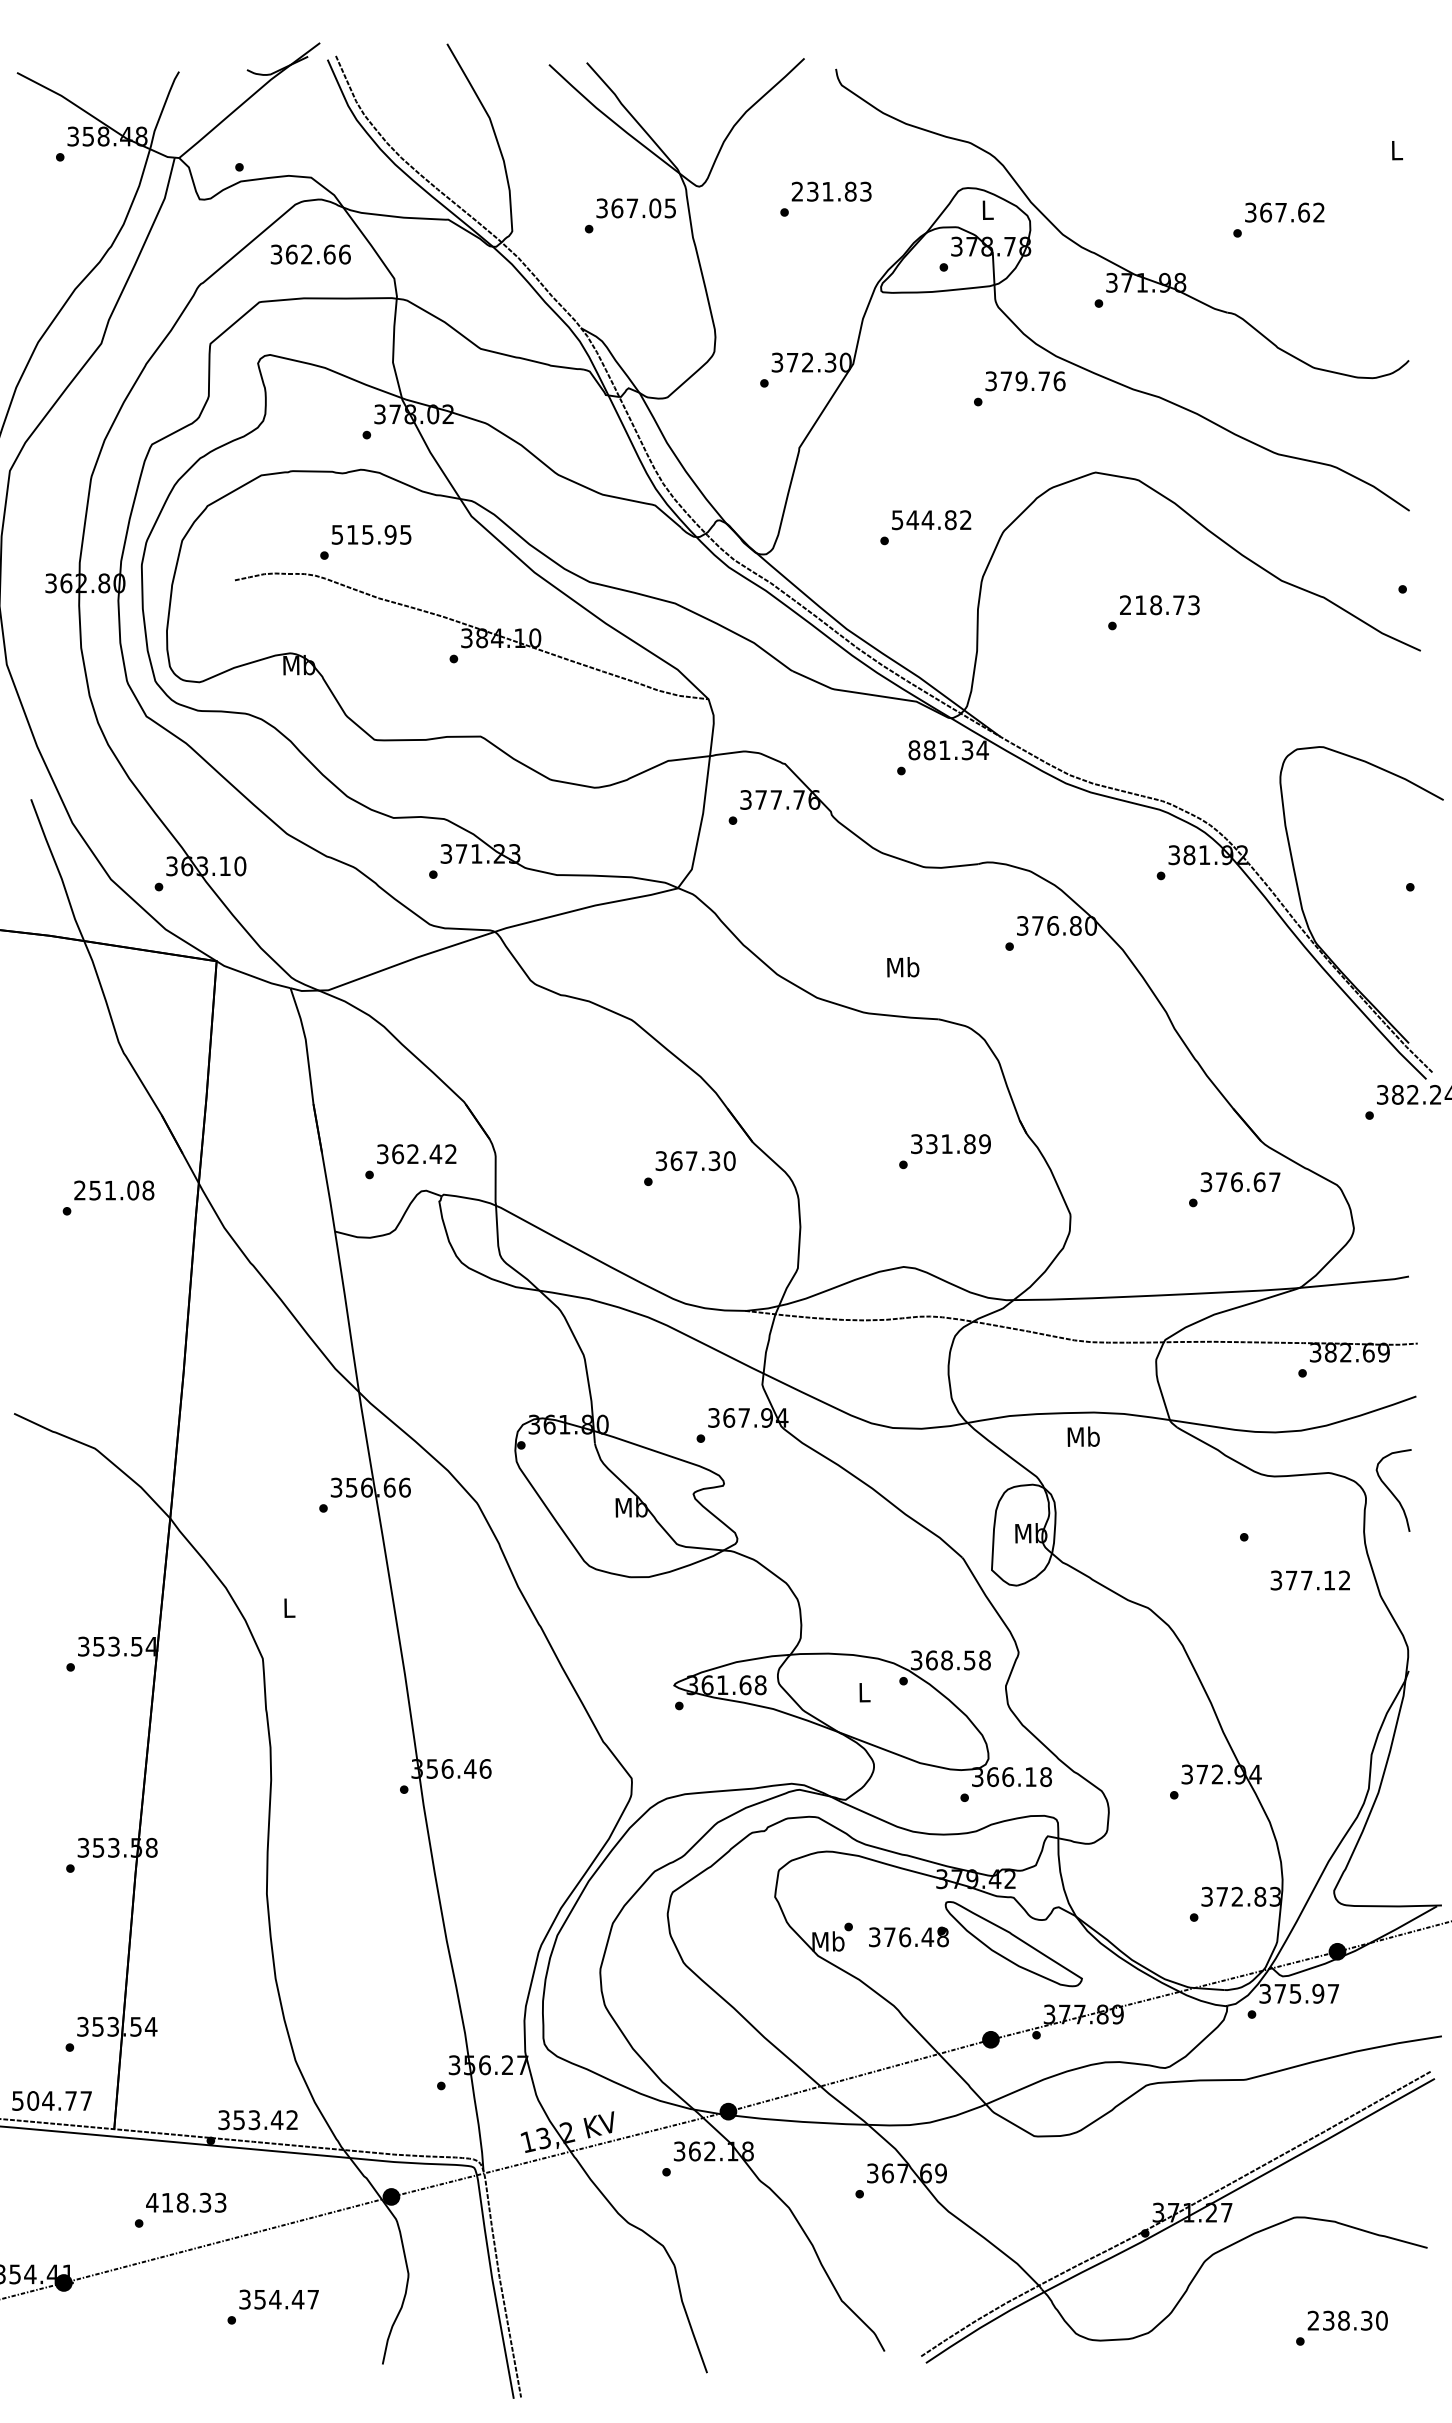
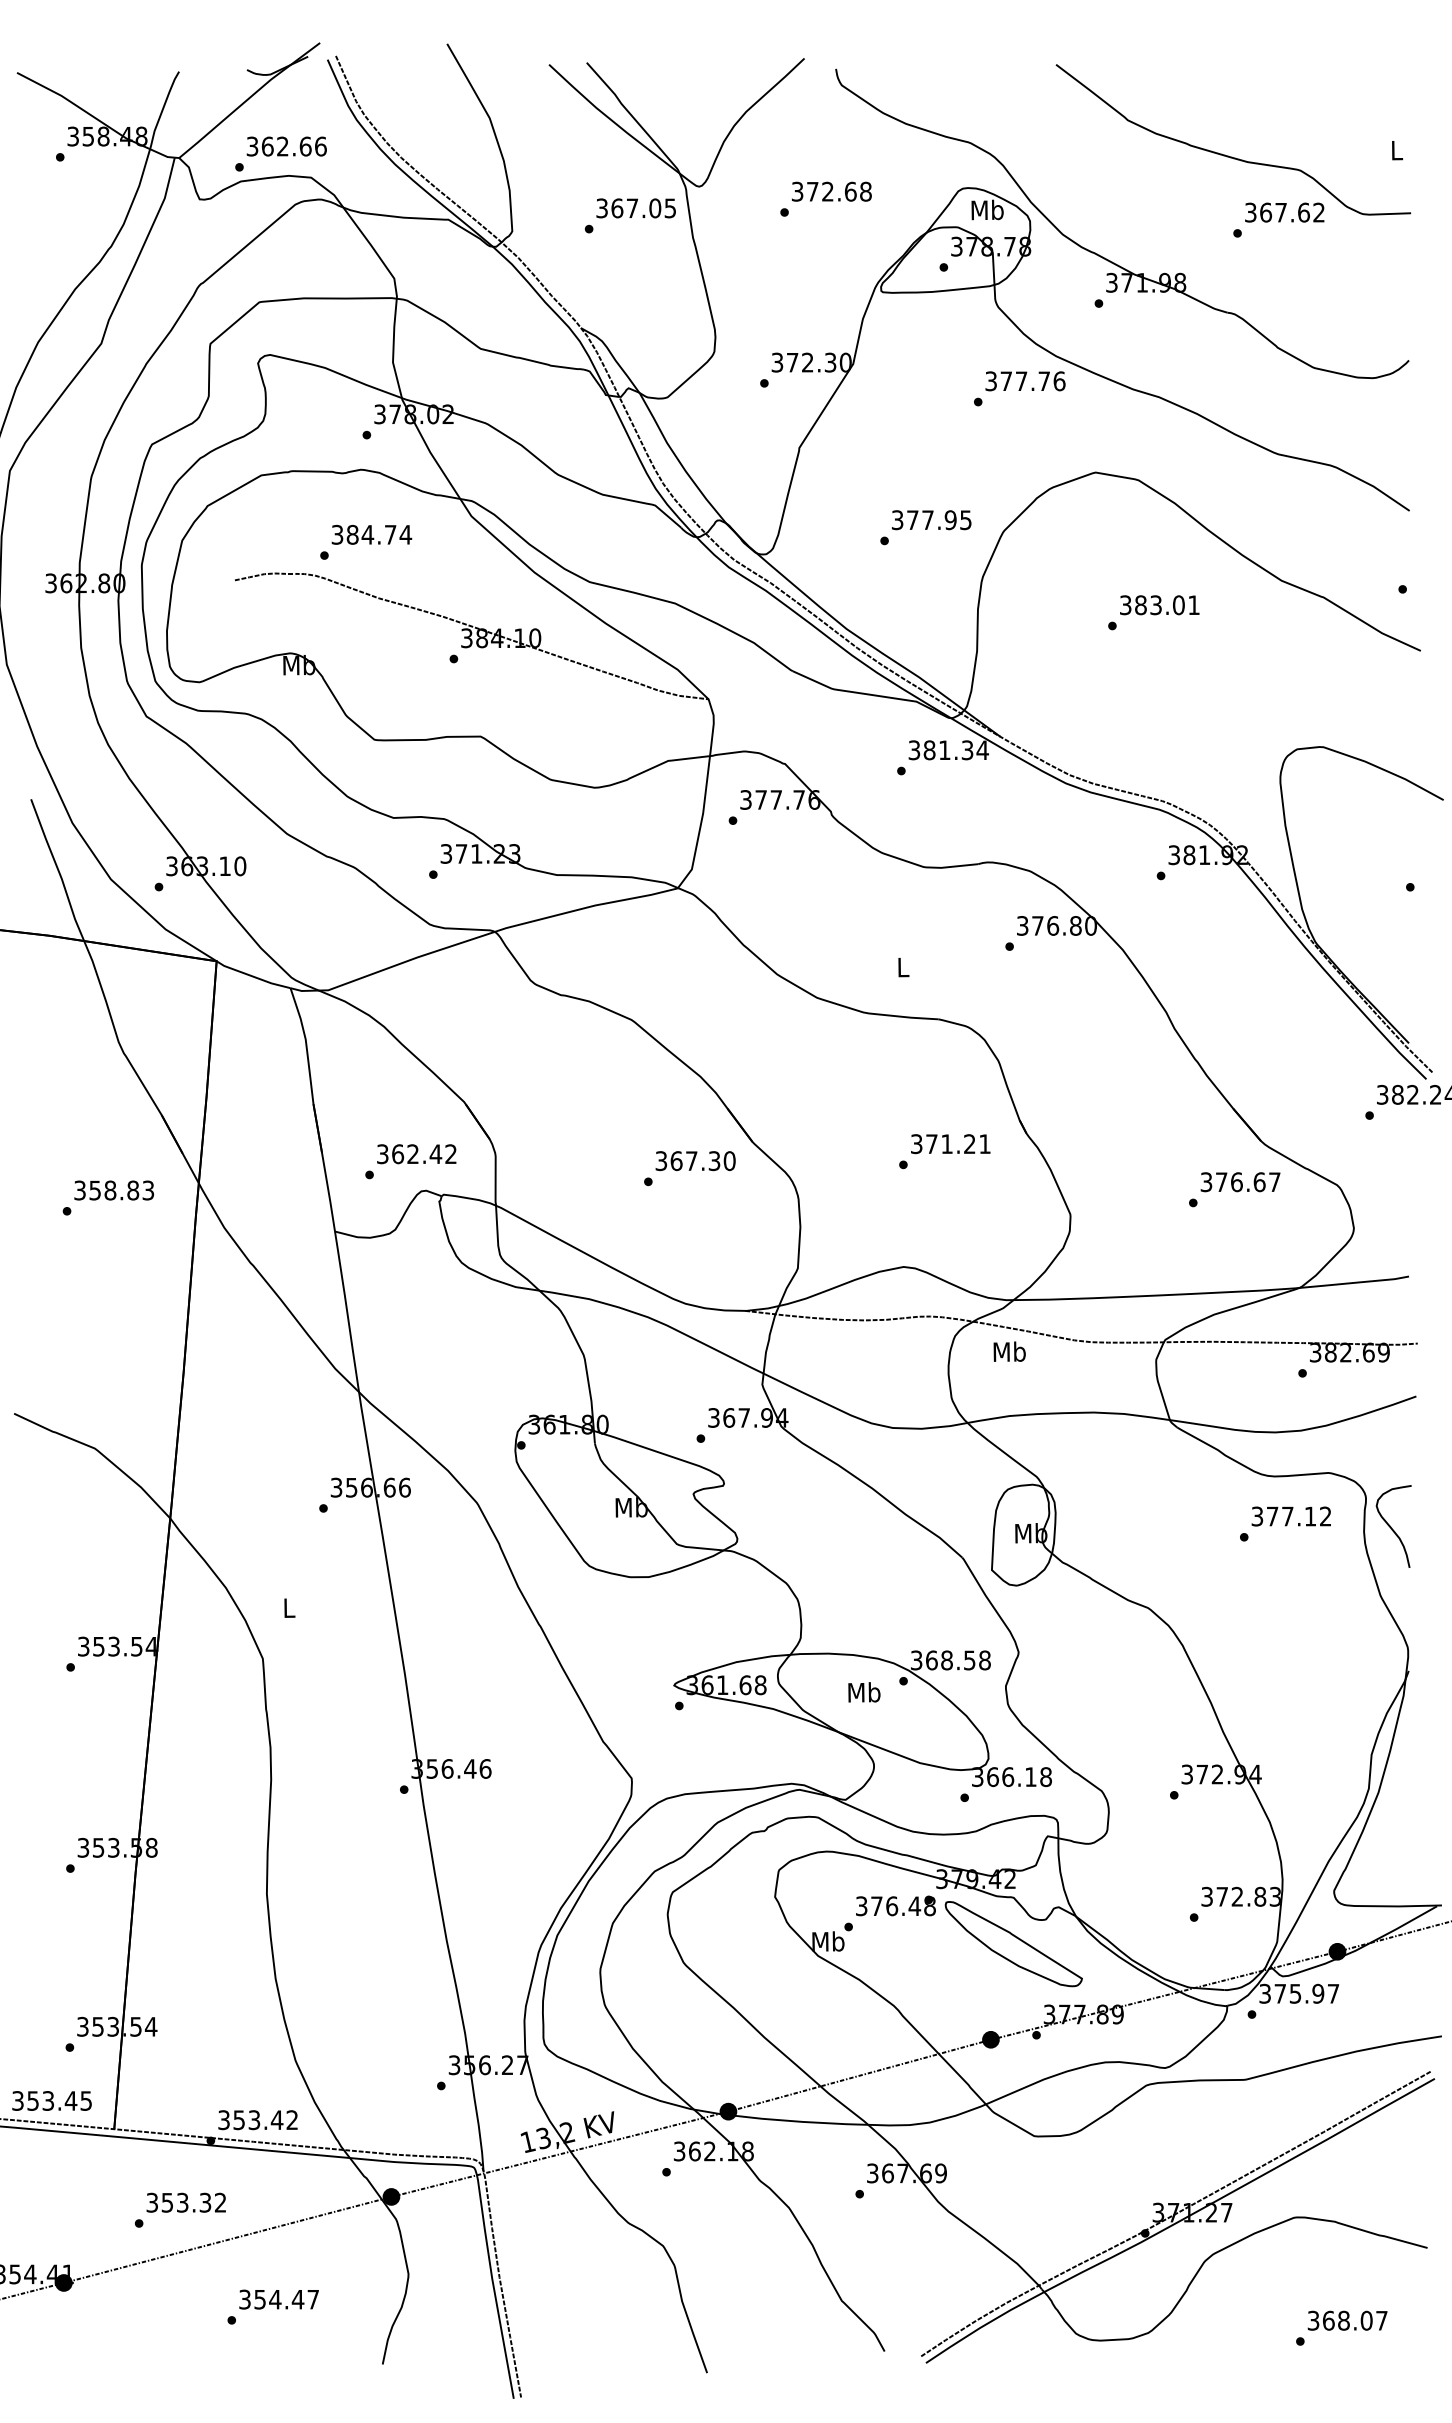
curve: none -> present (1228, 155)
text: 231.83 -> 372.68 (831, 191)
text: L -> Mb (987, 209)
text position: (310, 254) -> (286, 146) (286, 146)
text: 379.76 -> 377.76 (1021, 381)
text: 544.82 -> 377.95 (931, 520)
text: 515.95 -> 384.74 (372, 534)
text: 218.73 -> 383.01 (1159, 605)
text: 881.34 -> 381.34 (914, 750)
text: Mb -> L (903, 967)
text: 331.89 -> 371.21 (958, 1144)
text: 251.08 -> 358.83 (114, 1190)
text position: (1083, 1436) -> (1009, 1351) (1009, 1351)
curve position: (1391, 1490) -> (1391, 1526) (1391, 1526)
text position: (1309, 1580) -> (1290, 1516) (1290, 1516)
text: L -> Mb (864, 1692)
text position: (908, 1936) -> (895, 1905) (895, 1905)
text: 504.77 -> 353.45 (51, 2100)
text: 418.33 -> 353.32 (186, 2202)
text: 238.30 -> 368.07 (1347, 2320)
